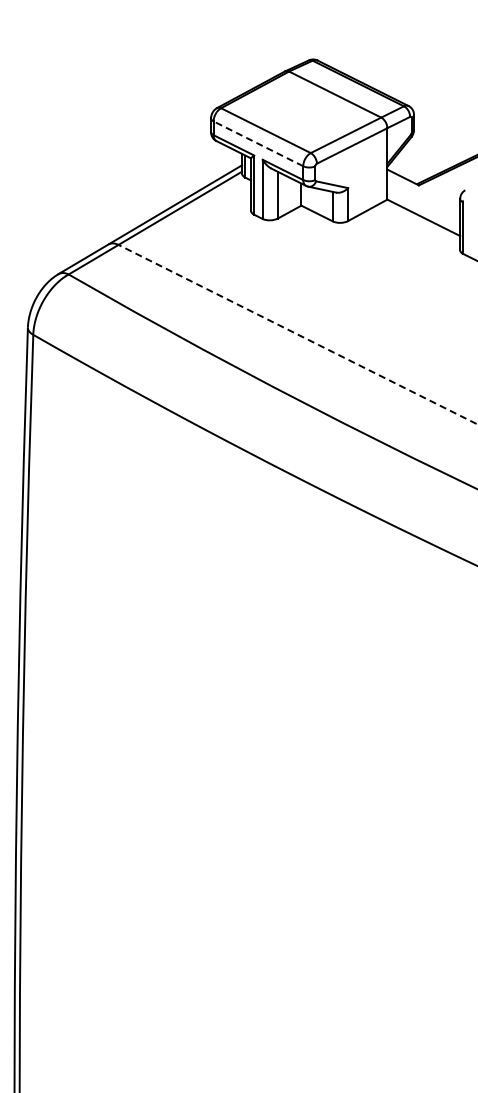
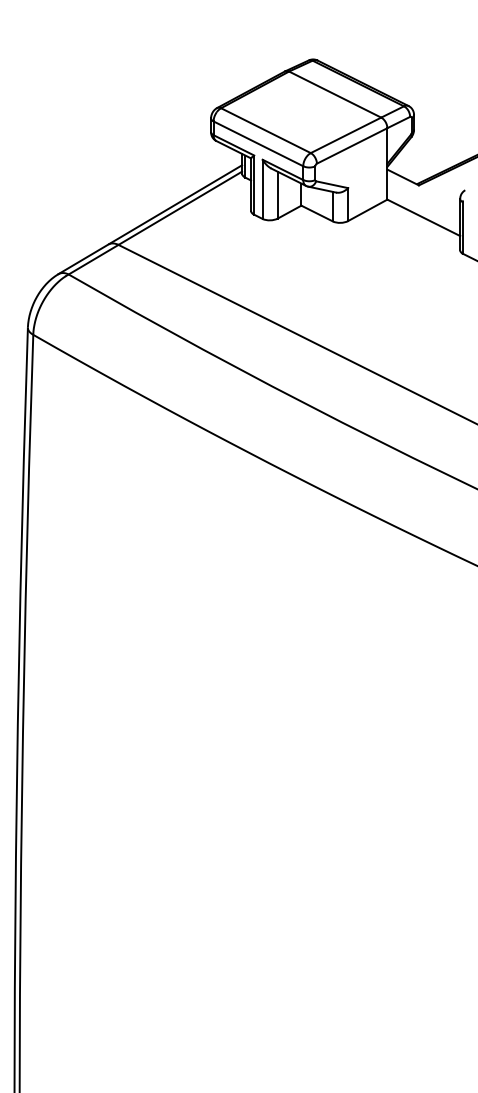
line: dashed -> solid (257, 143)
line: dashed -> solid (297, 334)
